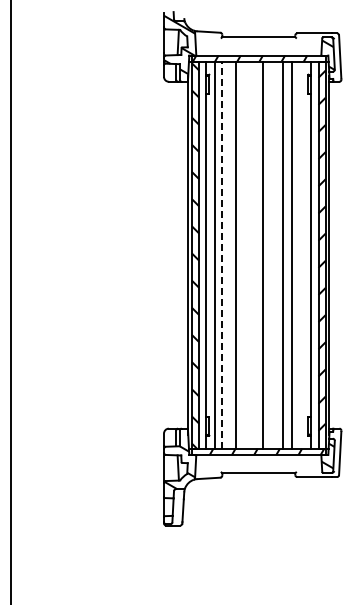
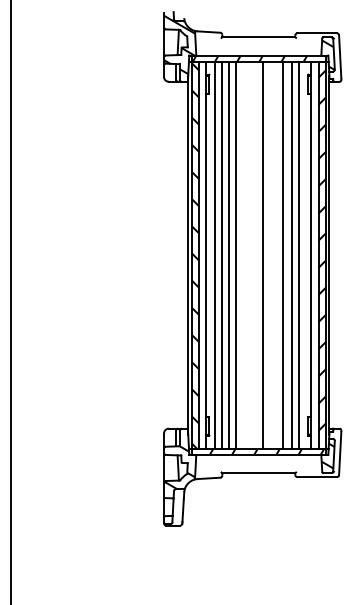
line: none -> present (229, 254)
line: none -> present (299, 254)
line: dashed -> solid (221, 255)
